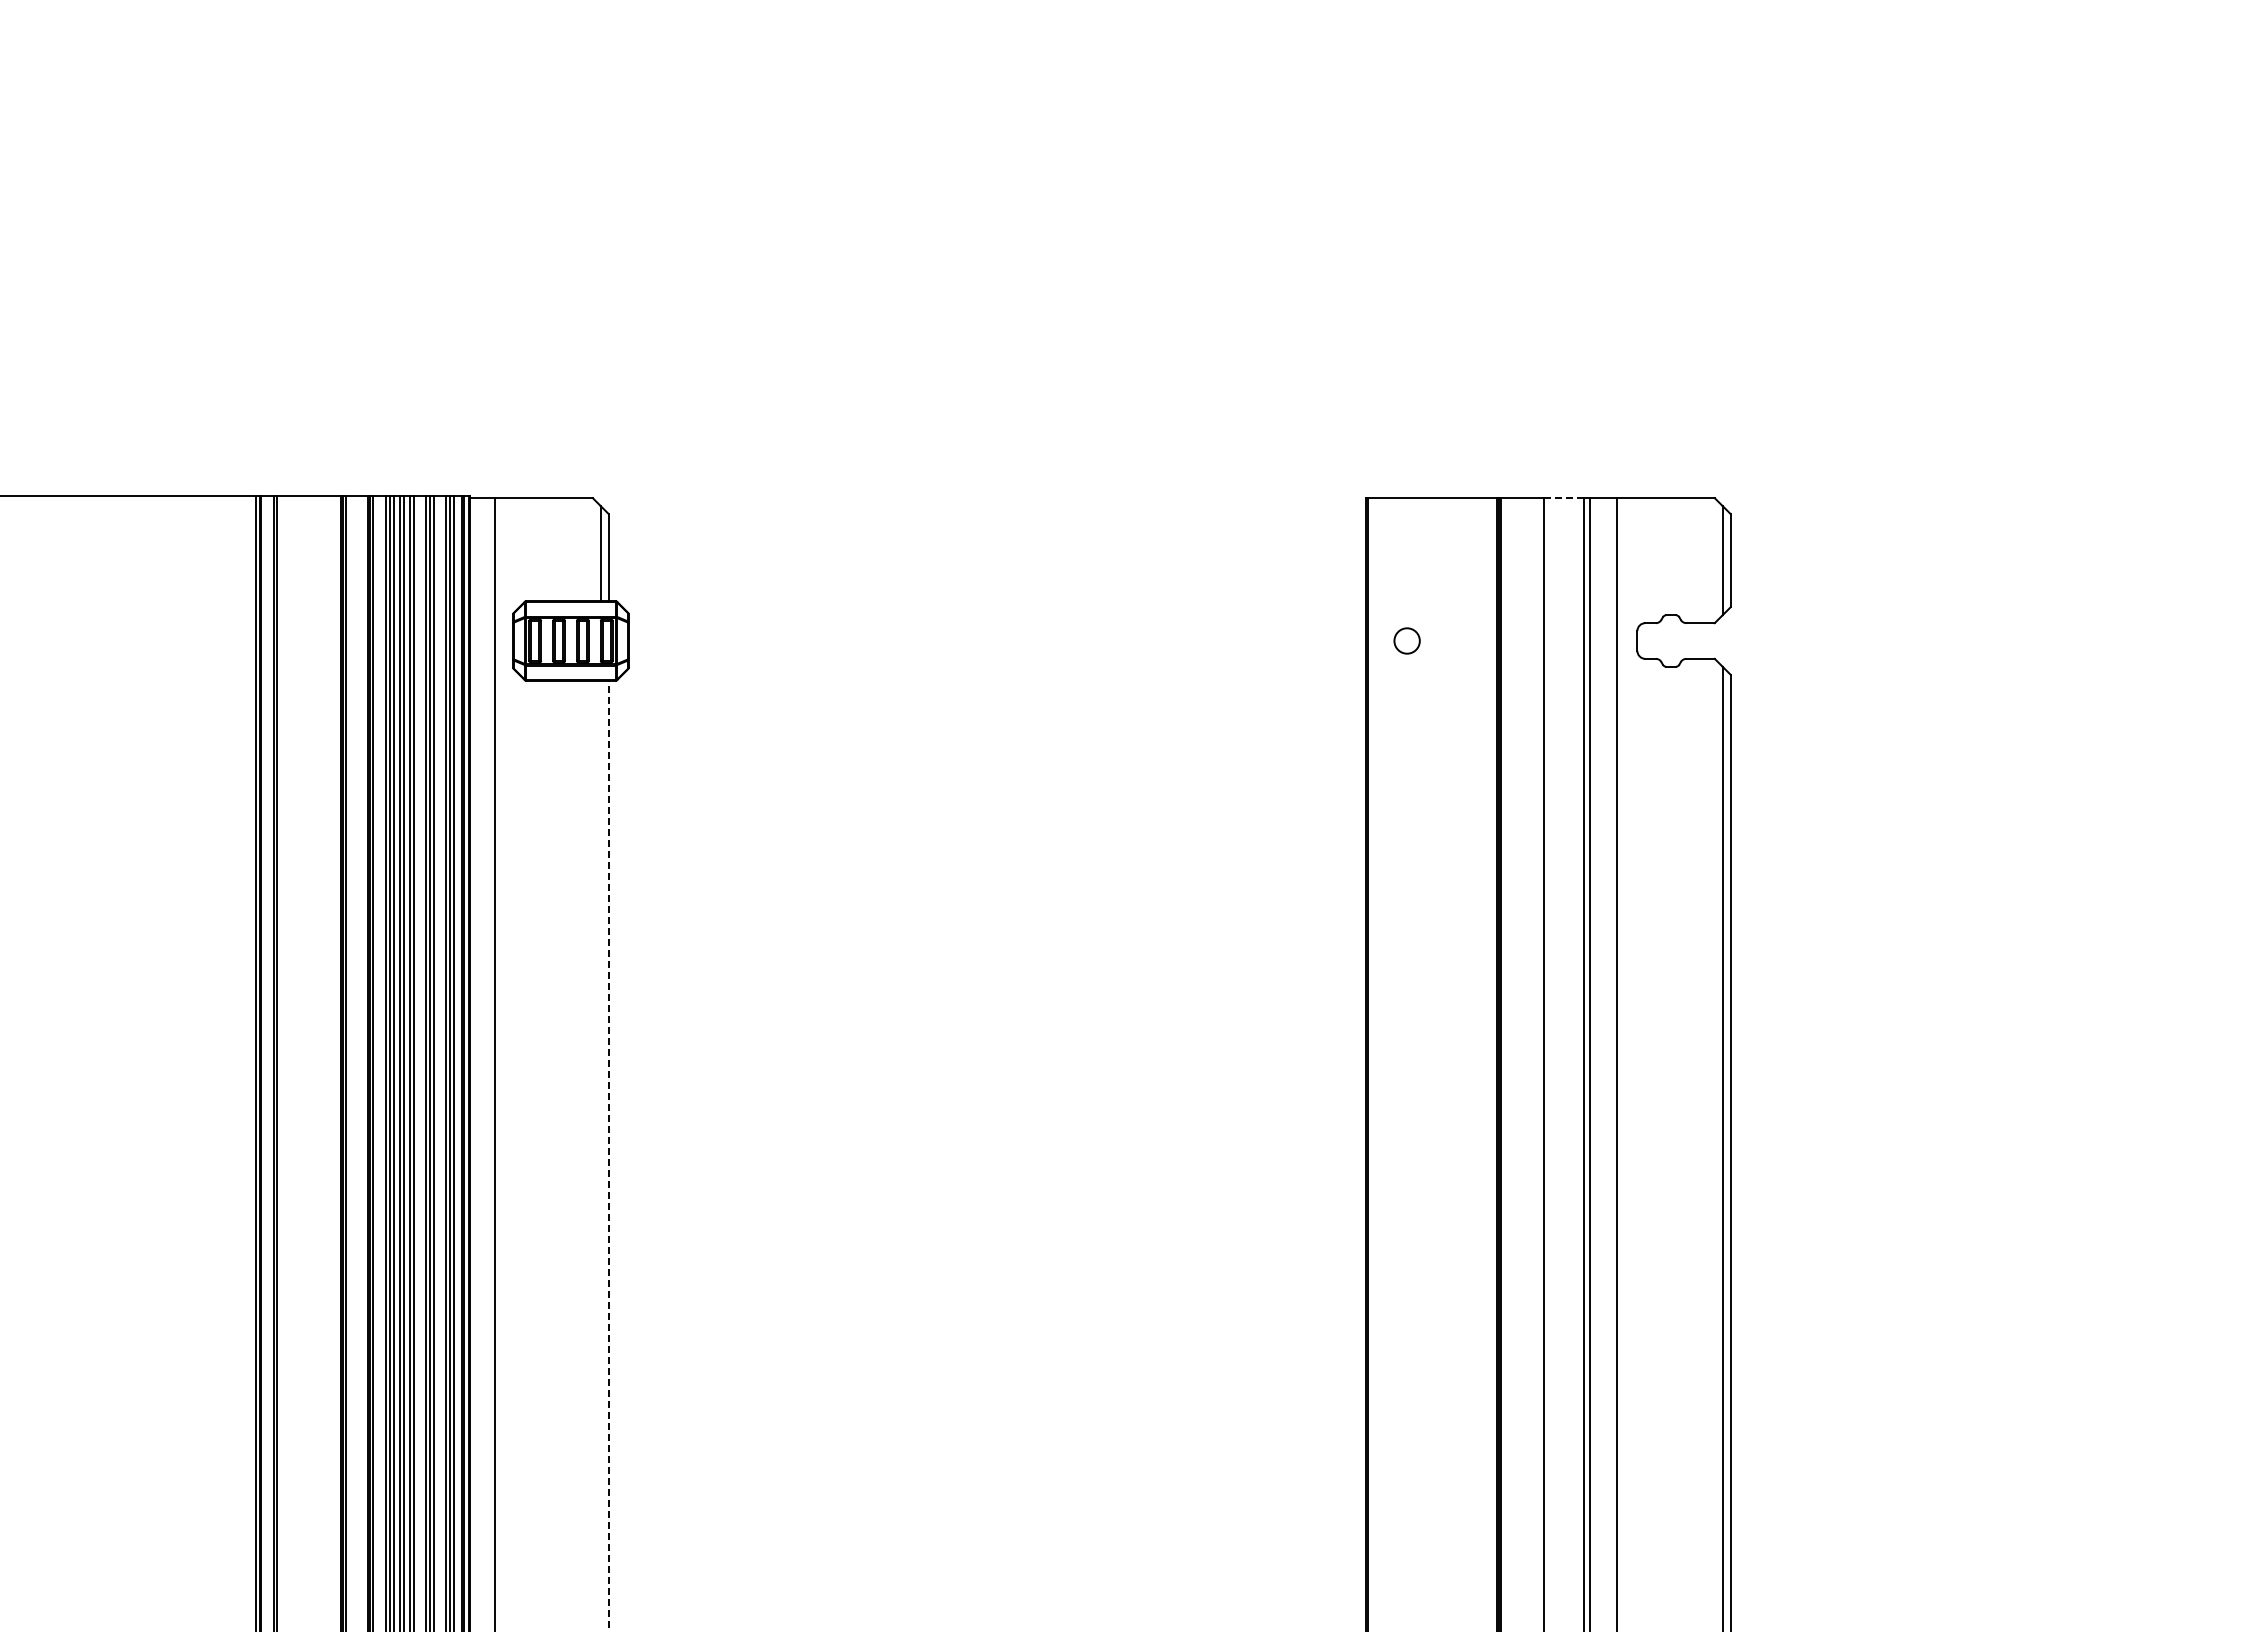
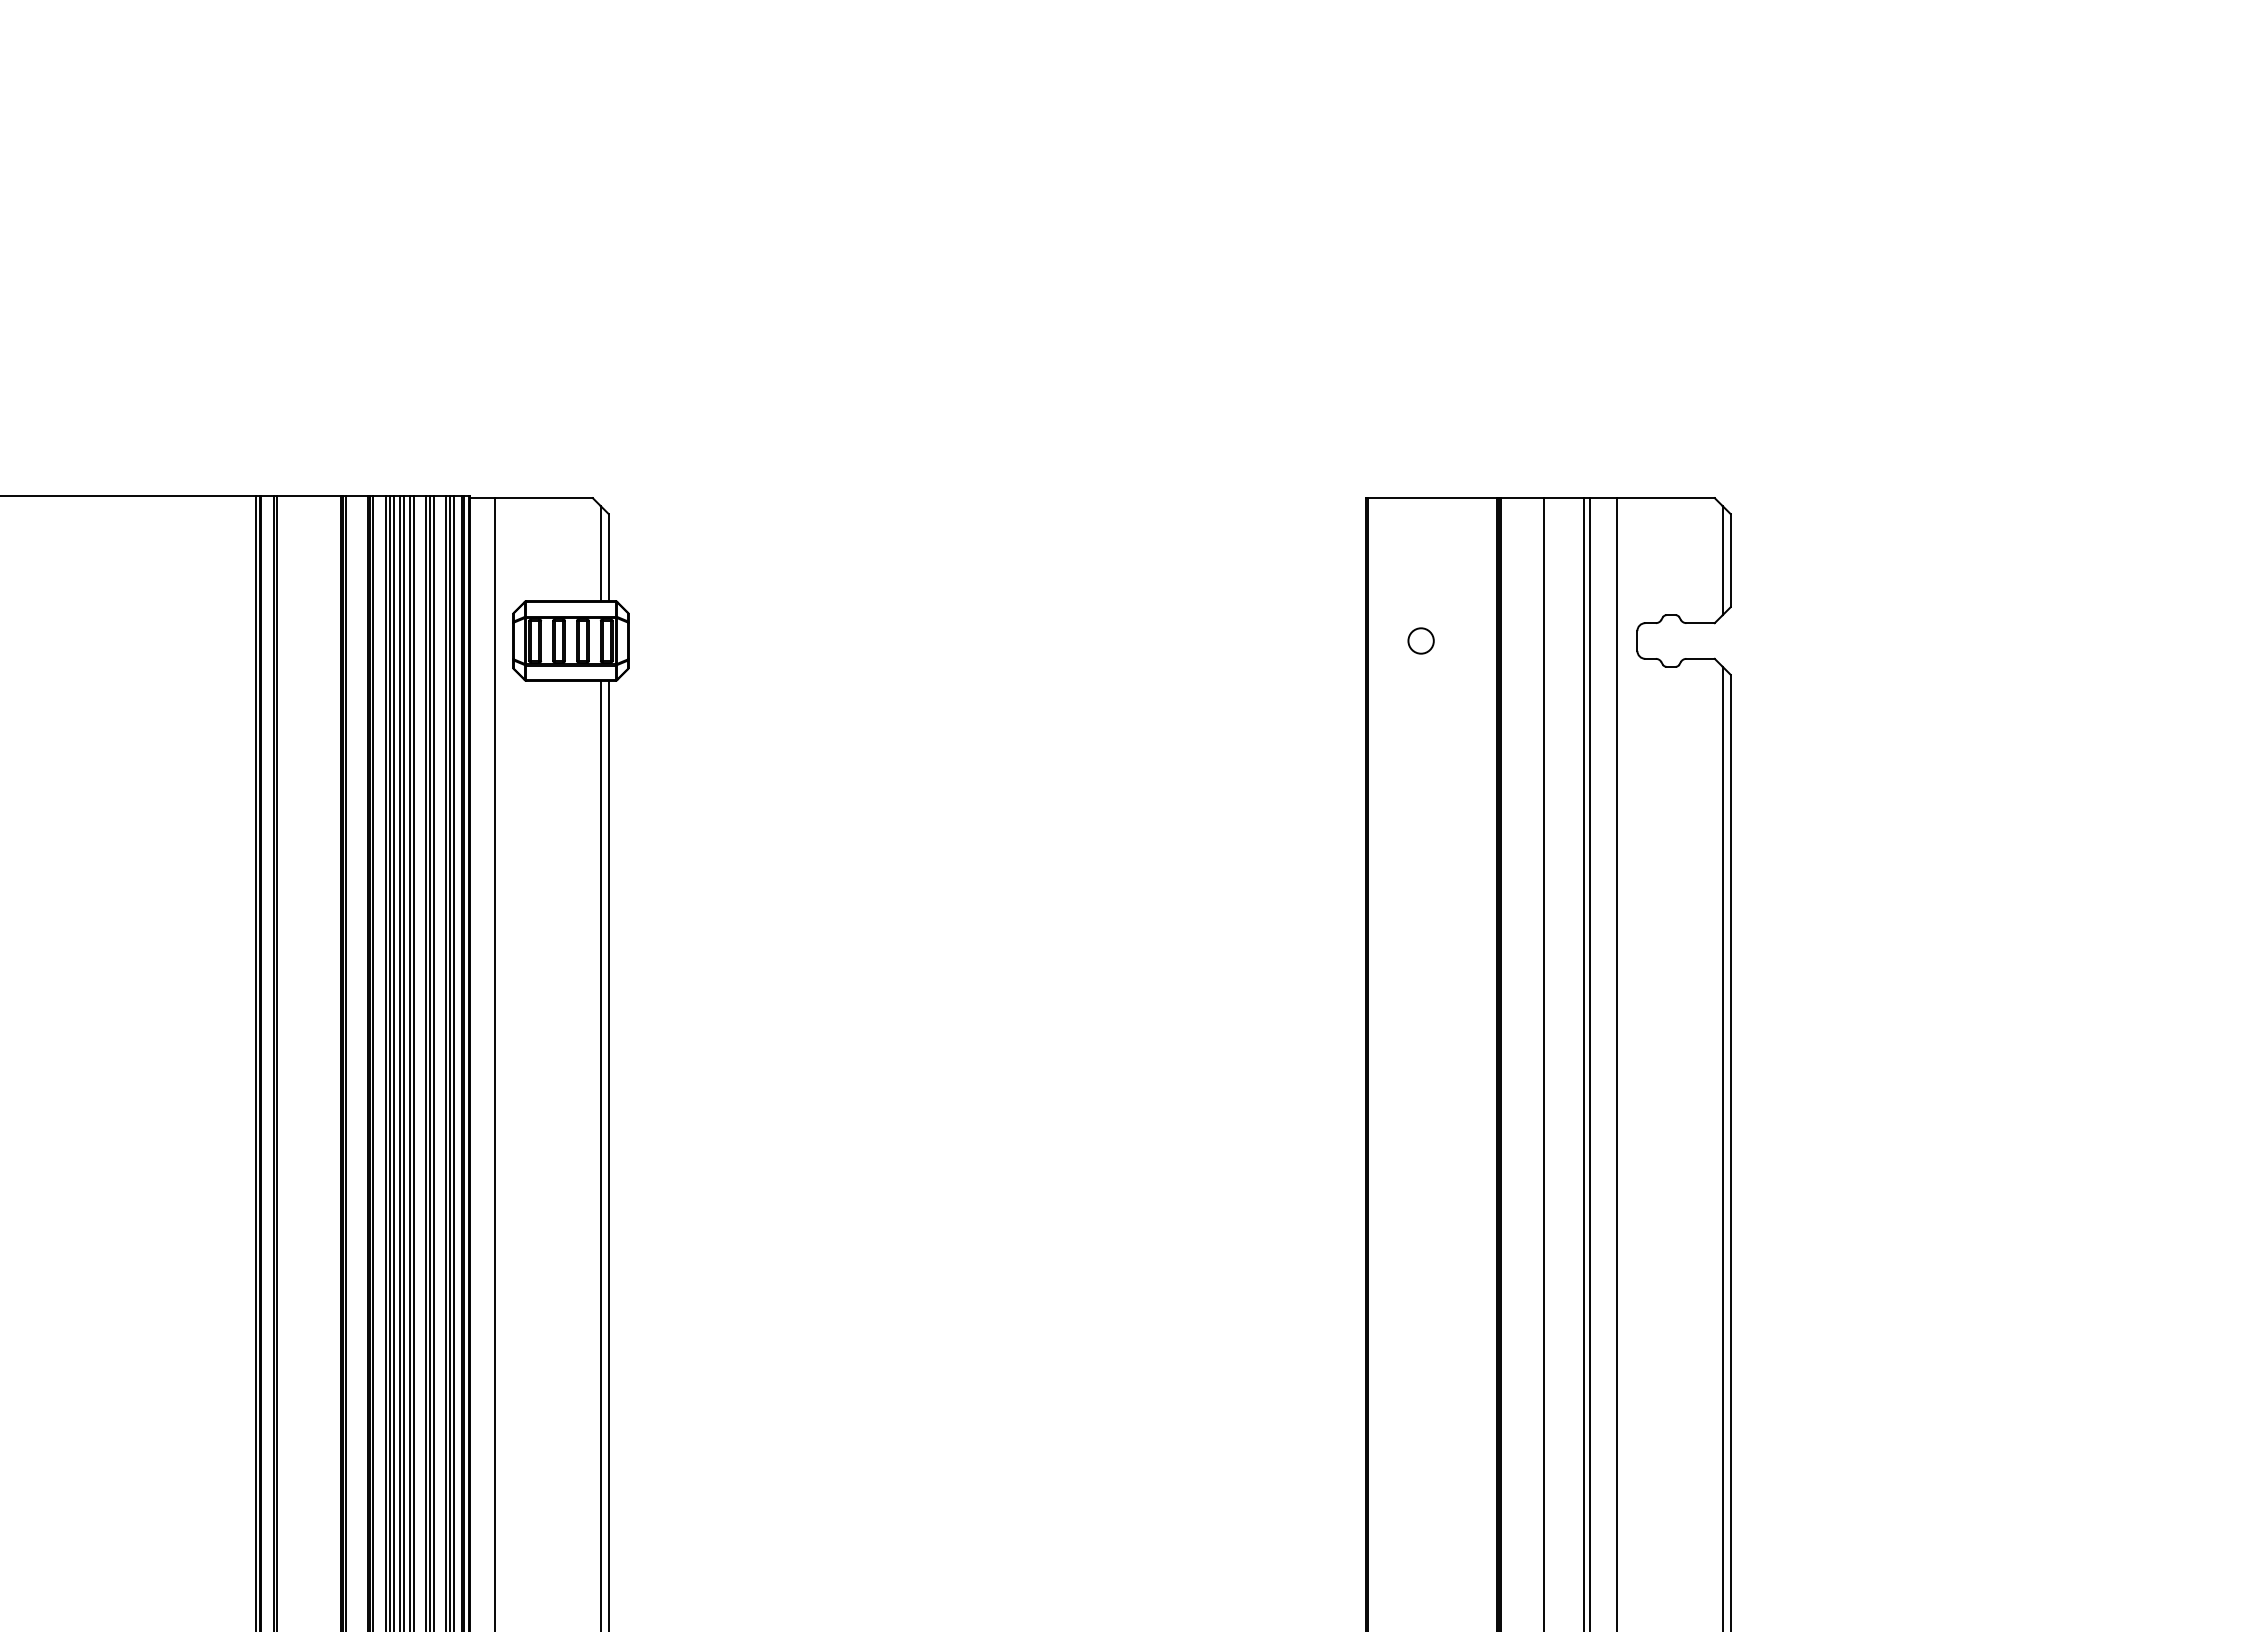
line: dashed -> solid (1563, 498)
circle position: (1406, 640) -> (1420, 640) (1420, 640)
line: none -> present (600, 1154)
line: dashed -> solid (608, 1155)
